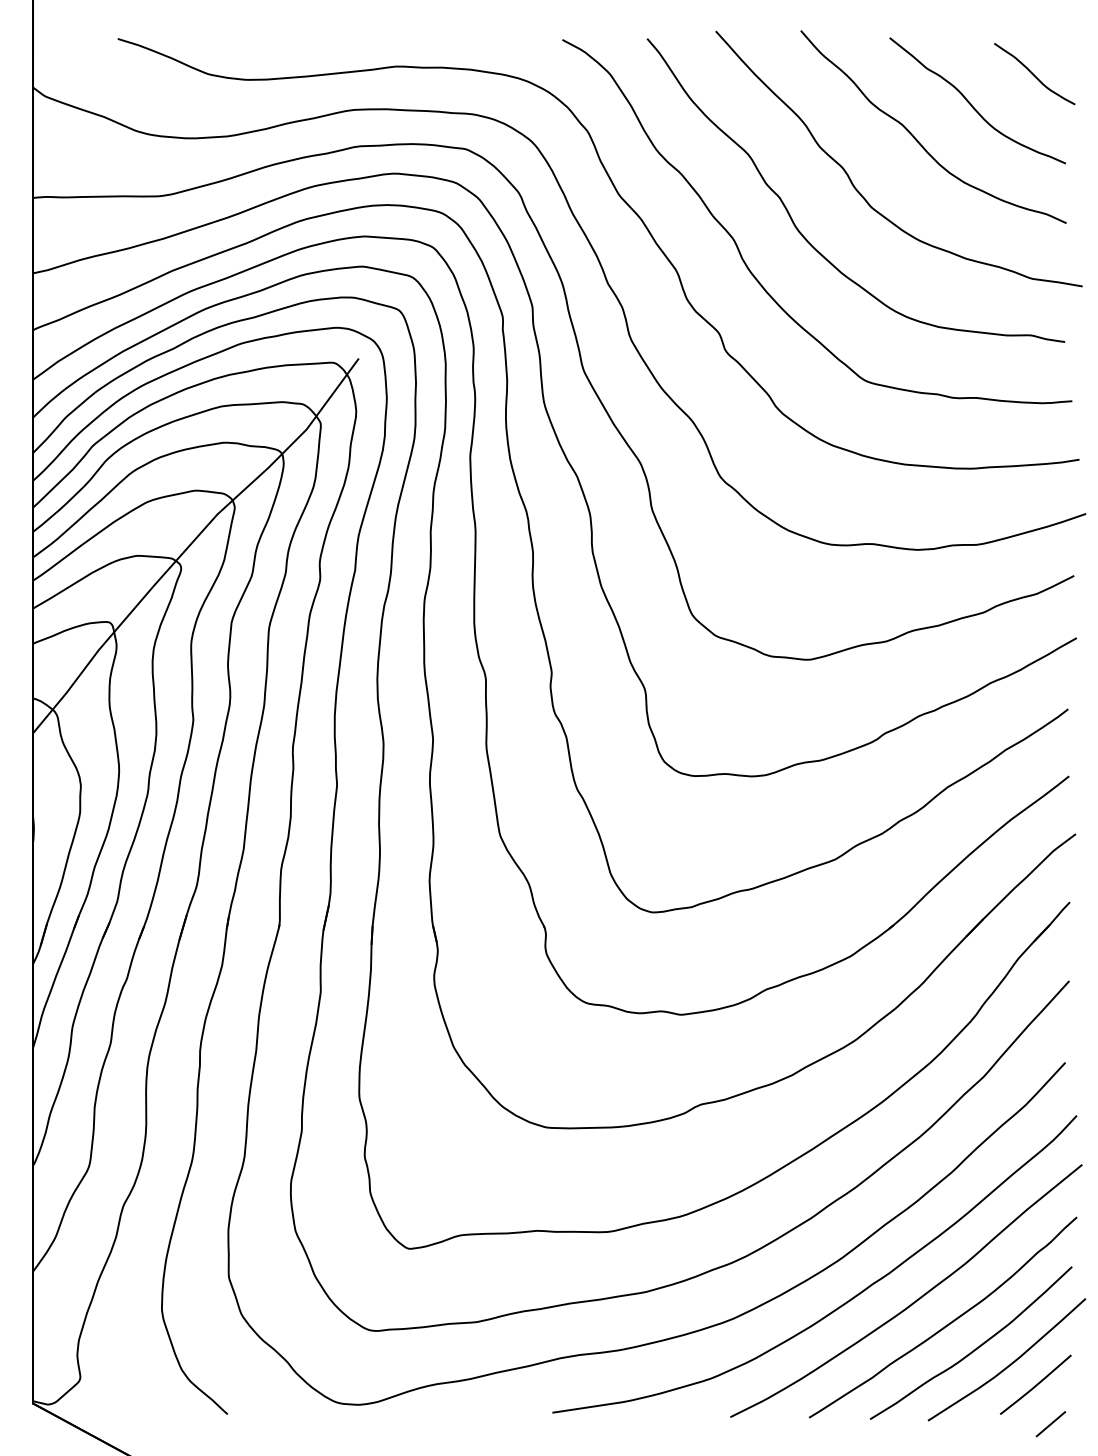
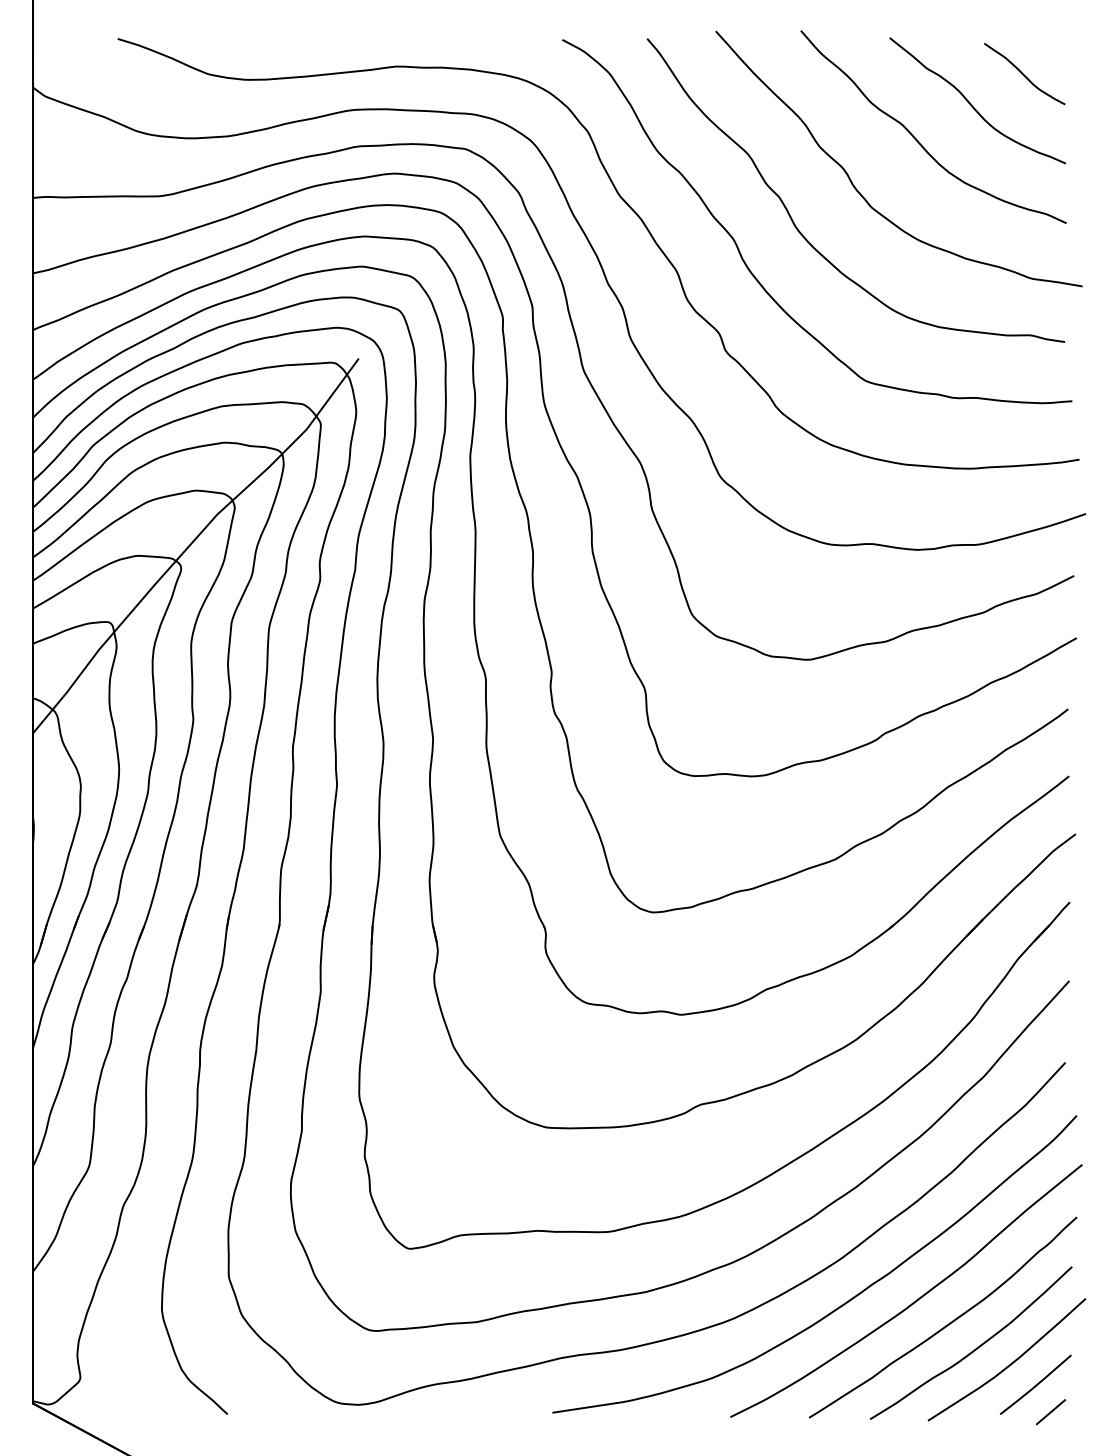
curve position: (1034, 74) -> (1024, 74) (1024, 74)
line position: (1050, 1424) -> (1050, 1412) (1050, 1412)
